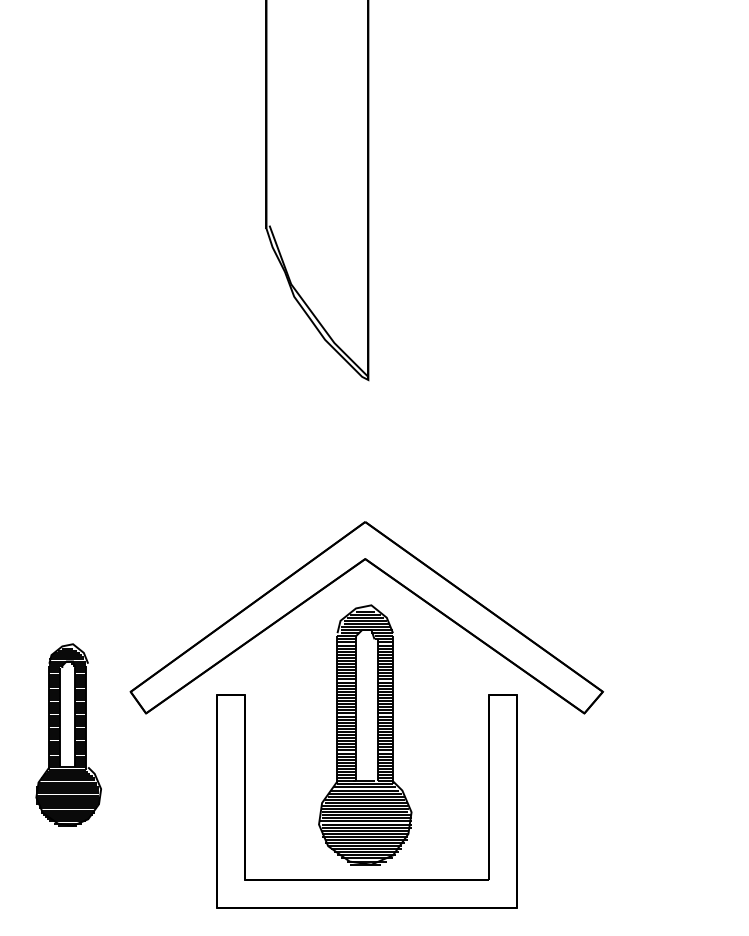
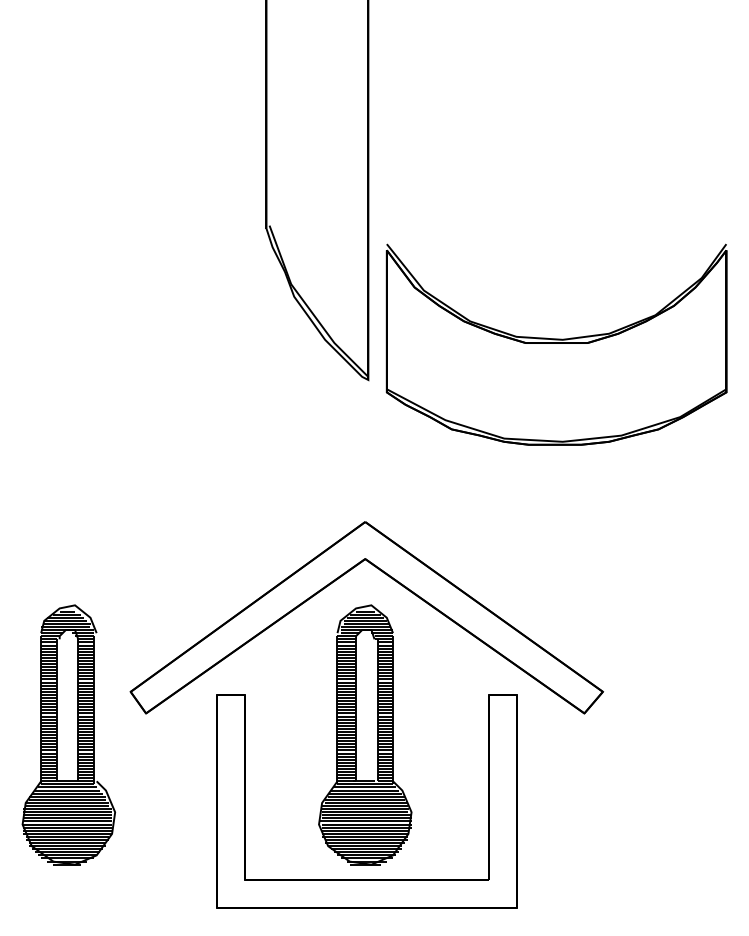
part: none -> present (556, 344)
part size: 67x184 px -> 95x262 px (68, 734)
